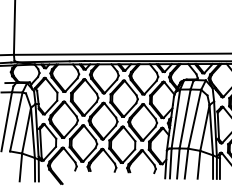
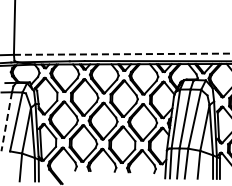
line: solid -> dashed (122, 54)
line: solid -> dashed (6, 121)
